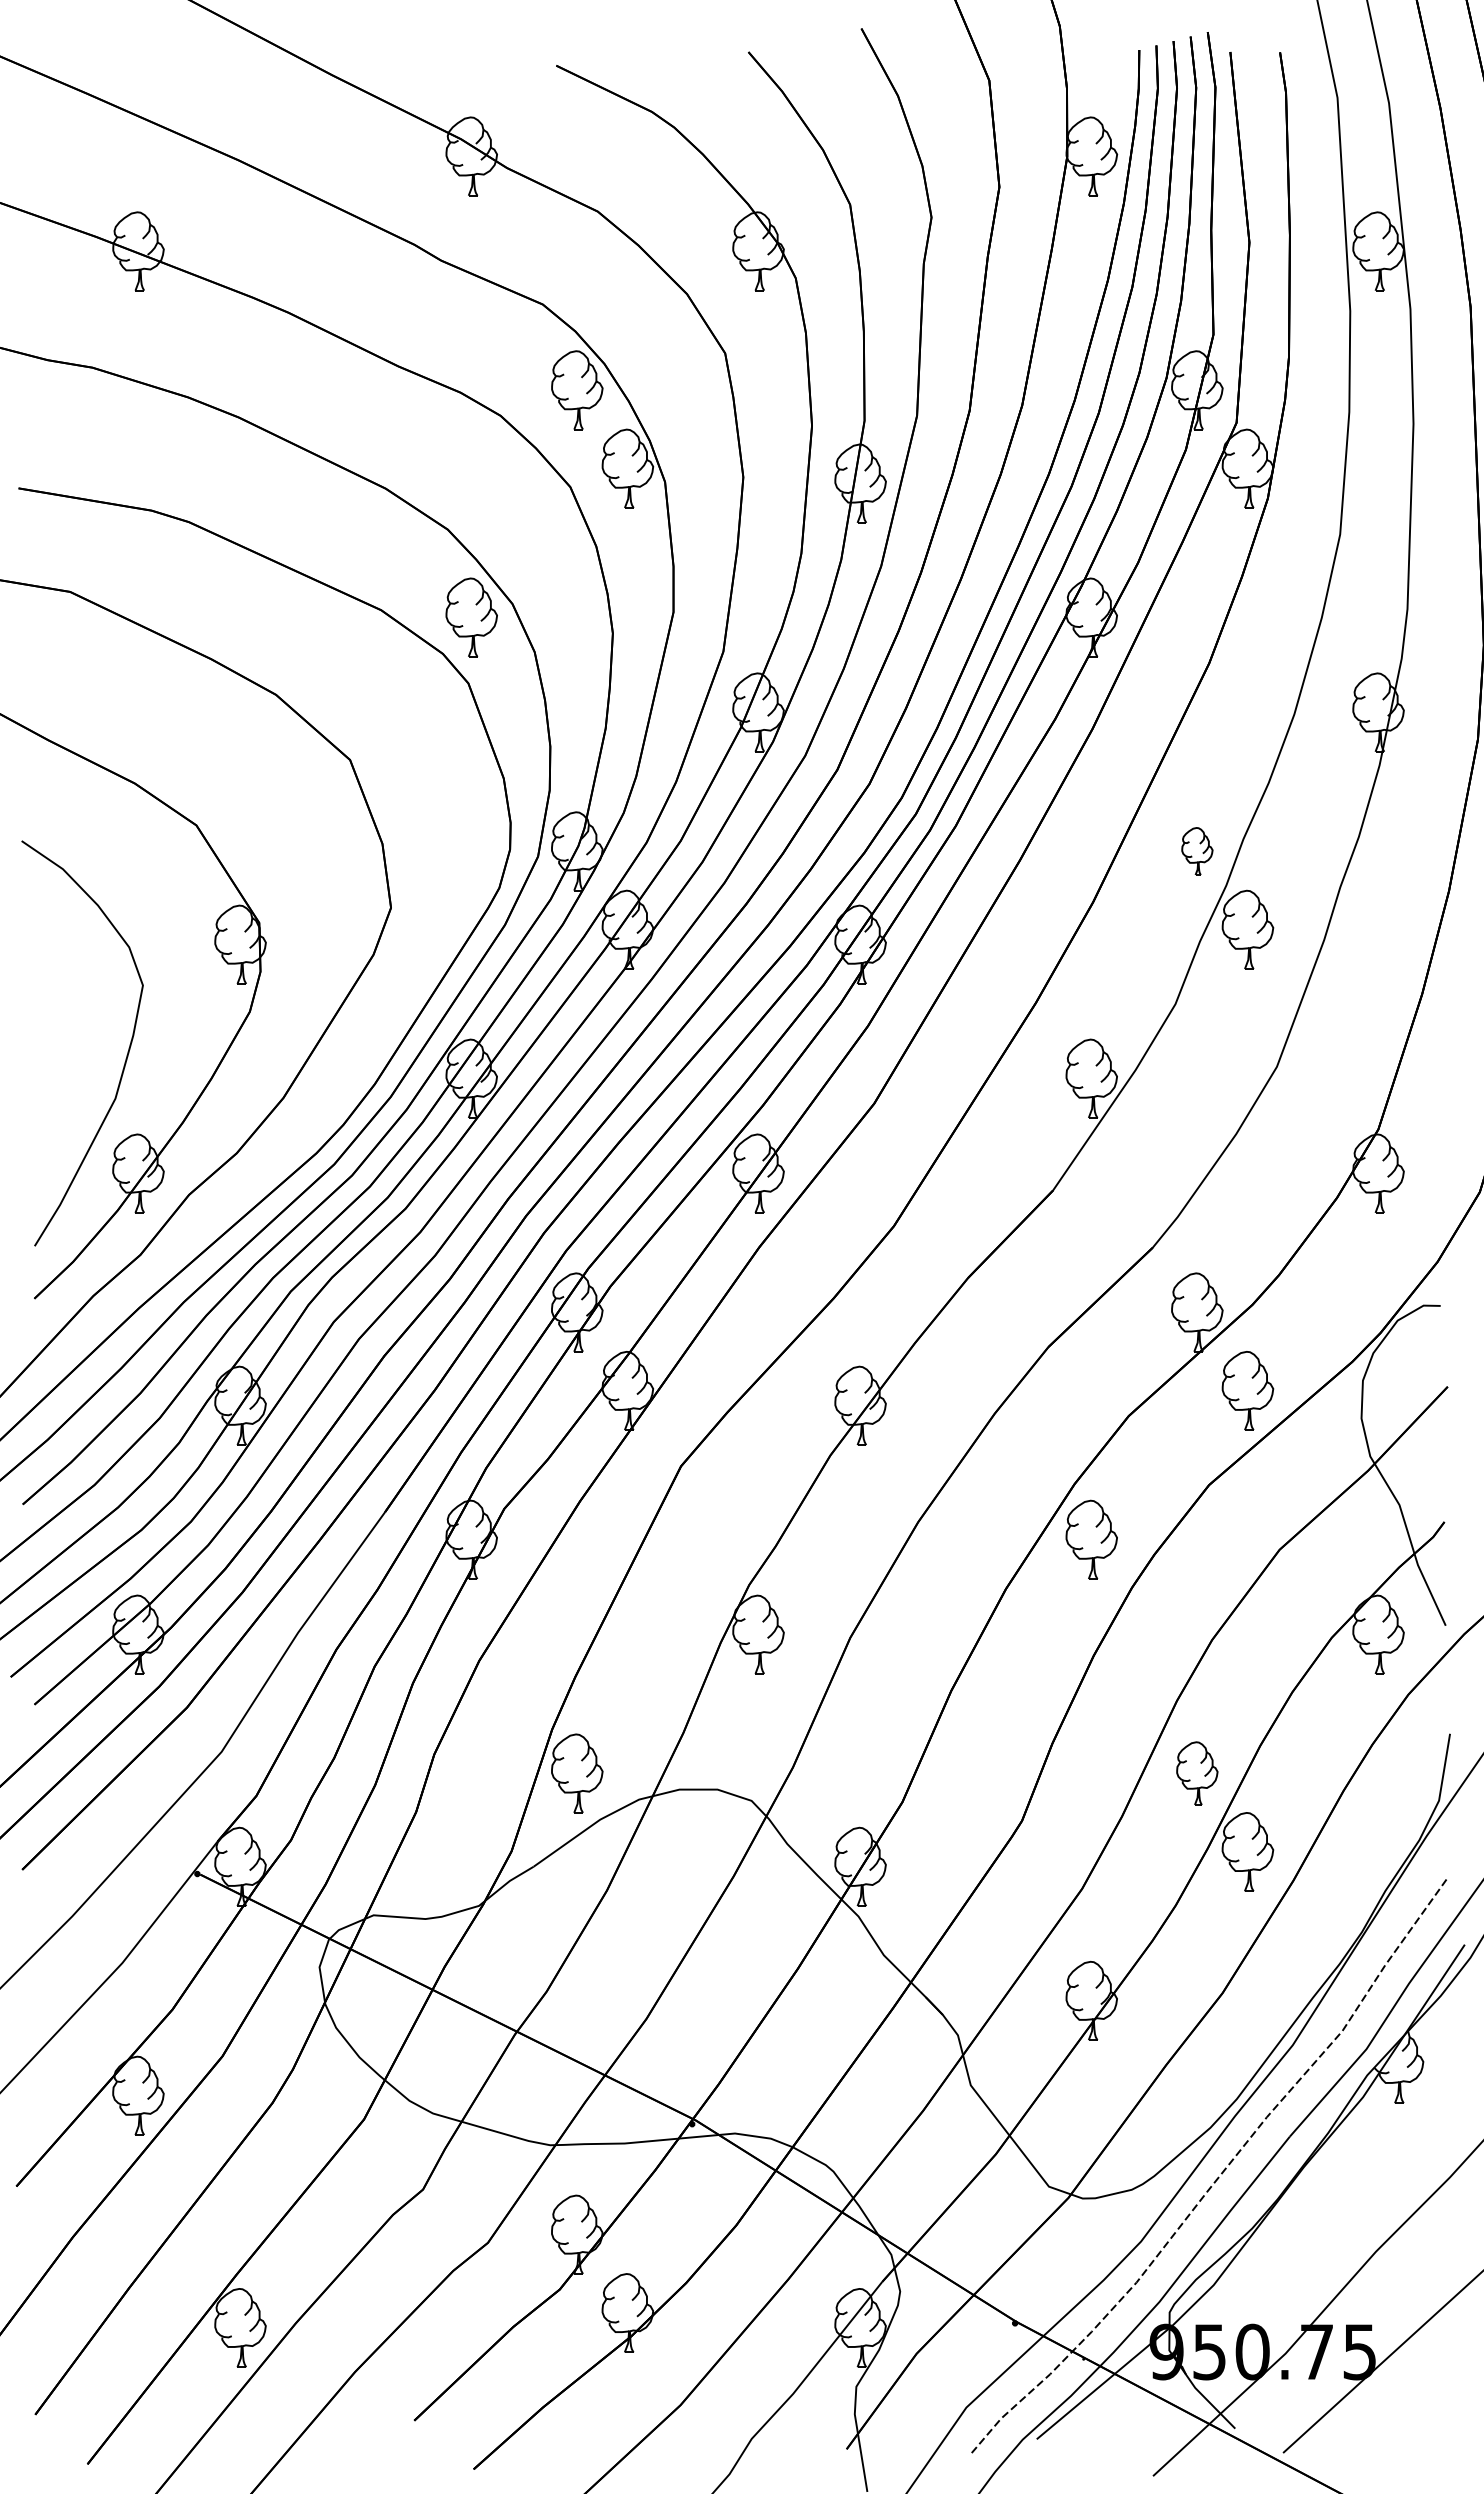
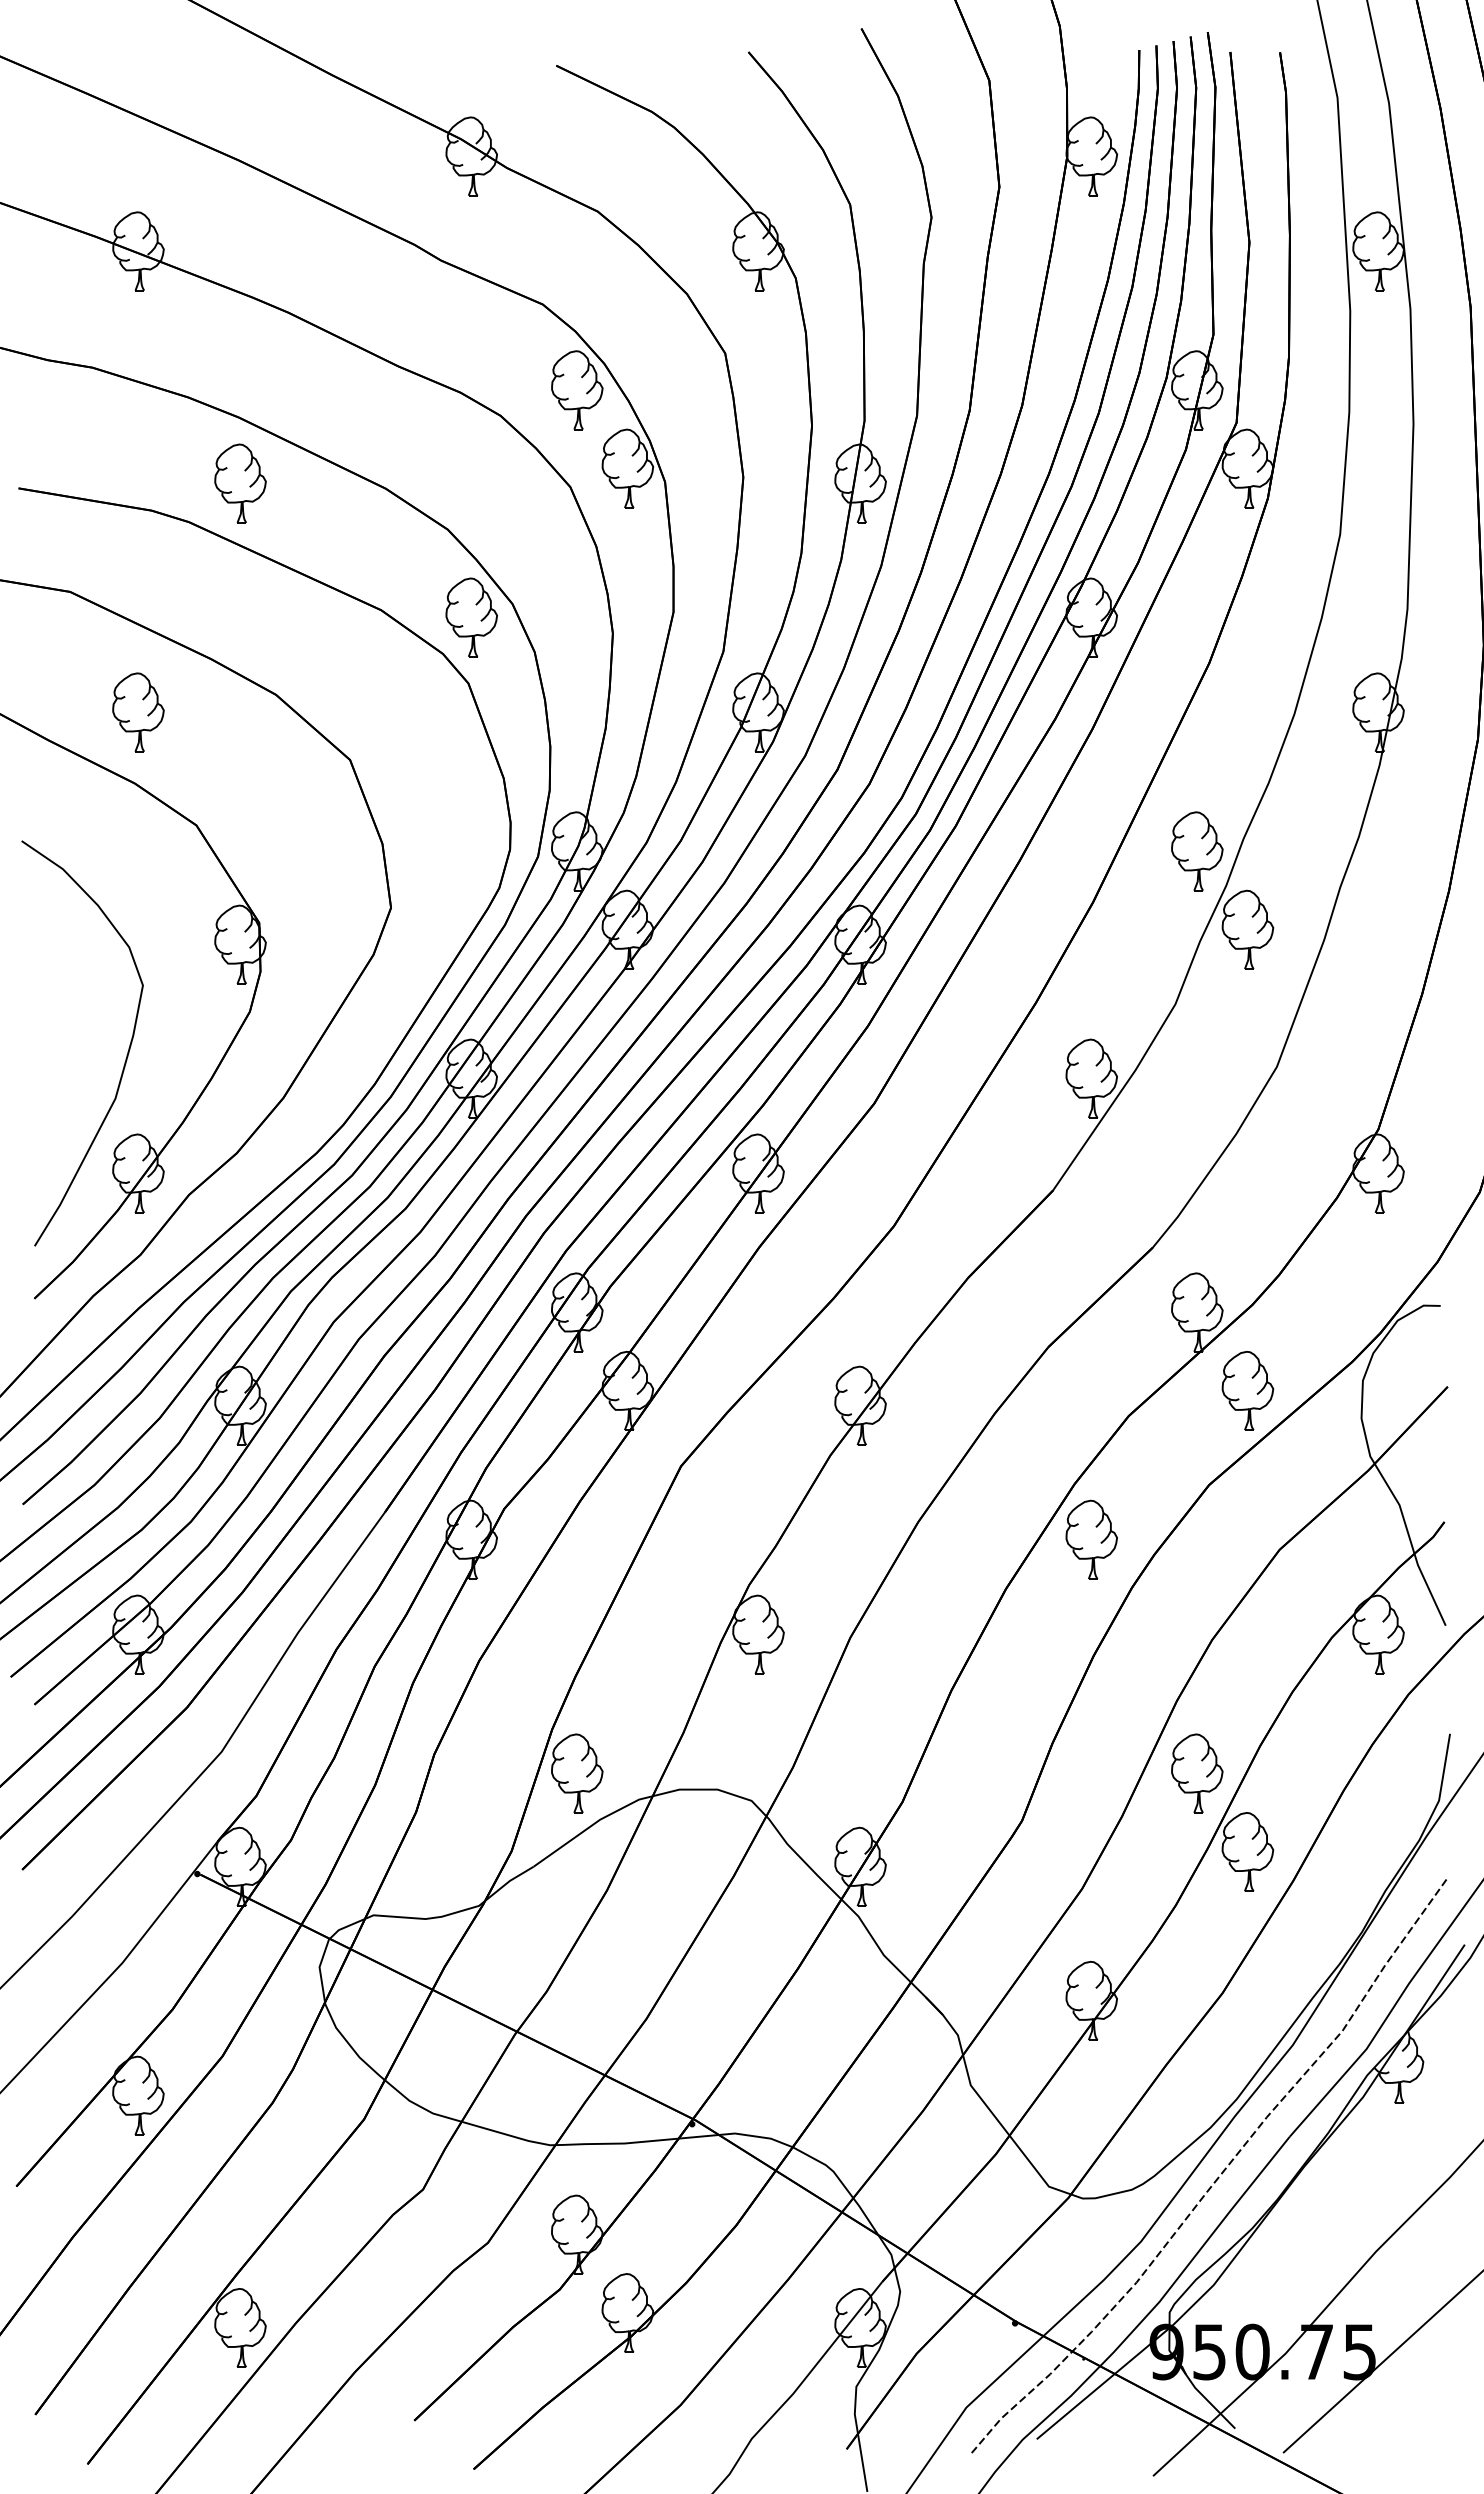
part: none -> present (240, 483)
part: none -> present (138, 712)
part size: 33x49 px -> 53x81 px (1197, 851)
part size: 43x65 px -> 53x81 px (1197, 1773)
